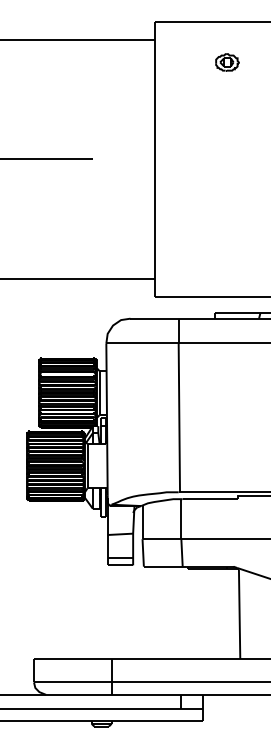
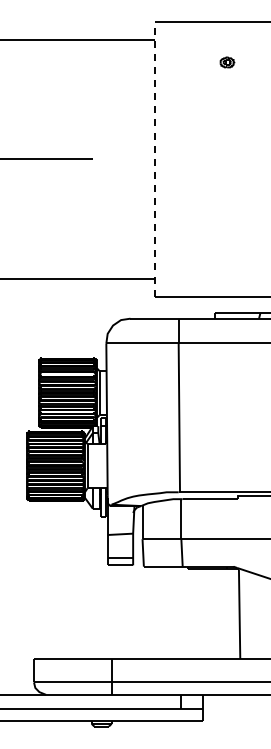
part size: 25x19 px -> 17x13 px (227, 62)
line: solid -> dashed (154, 159)
